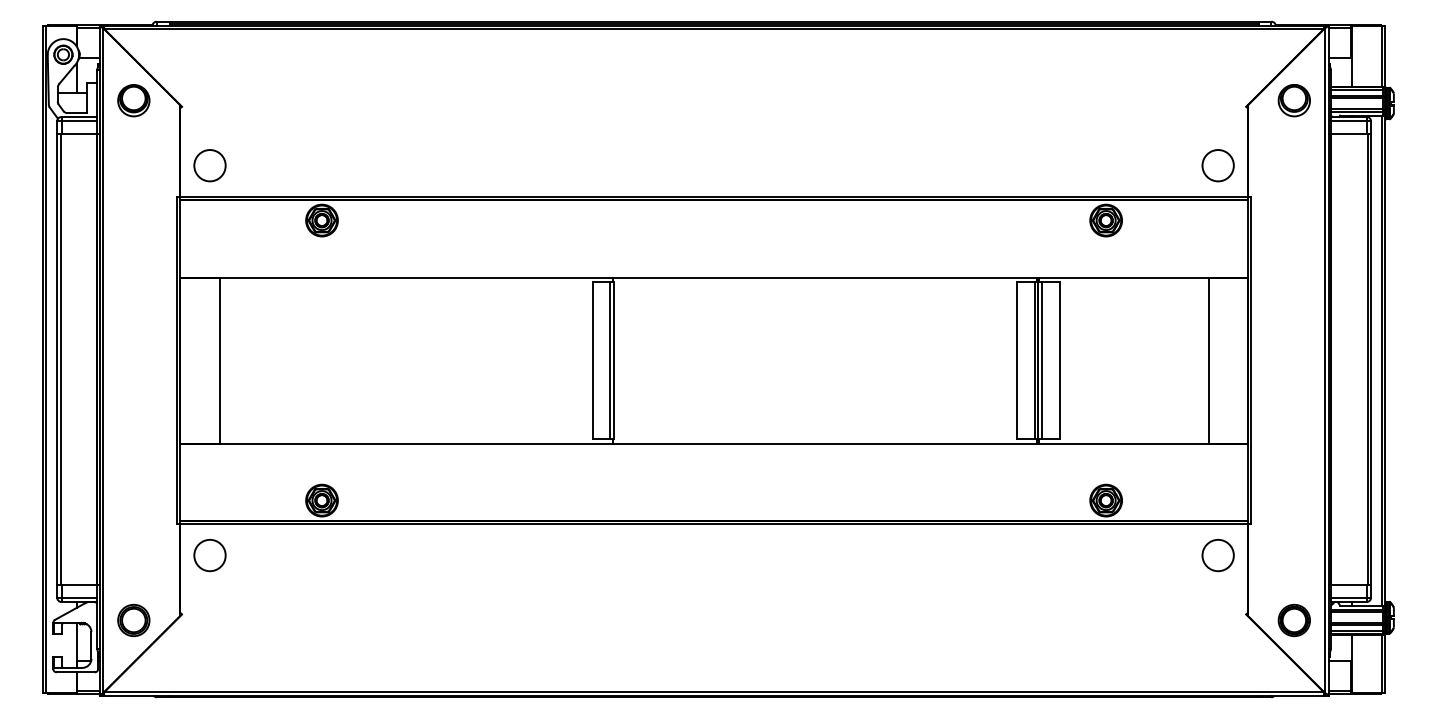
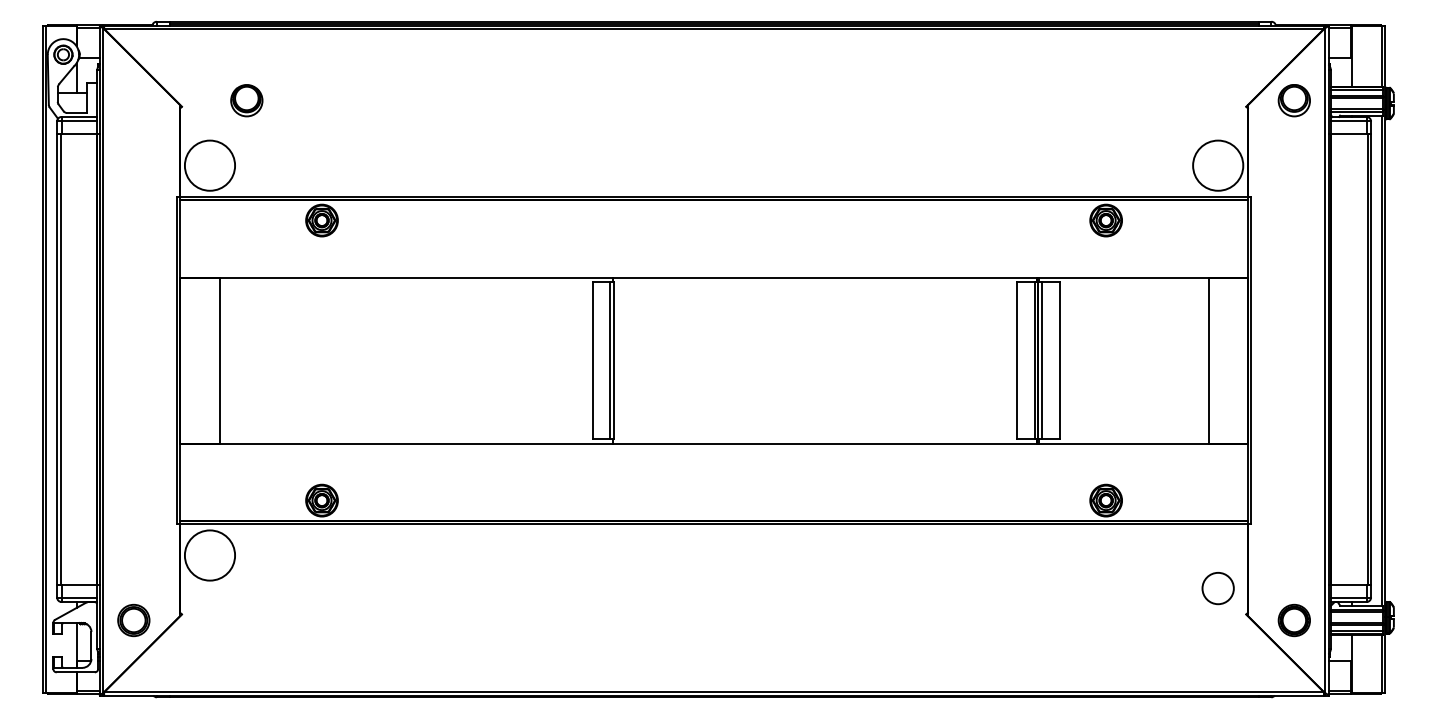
part position: (133, 100) -> (246, 100) (246, 100)
circle diameter: 31 px -> 50 px (209, 165)
circle diameter: 31 px -> 50 px (1218, 165)
circle diameter: 31 px -> 50 px (209, 555)
circle position: (1217, 555) -> (1217, 588) (1217, 588)
